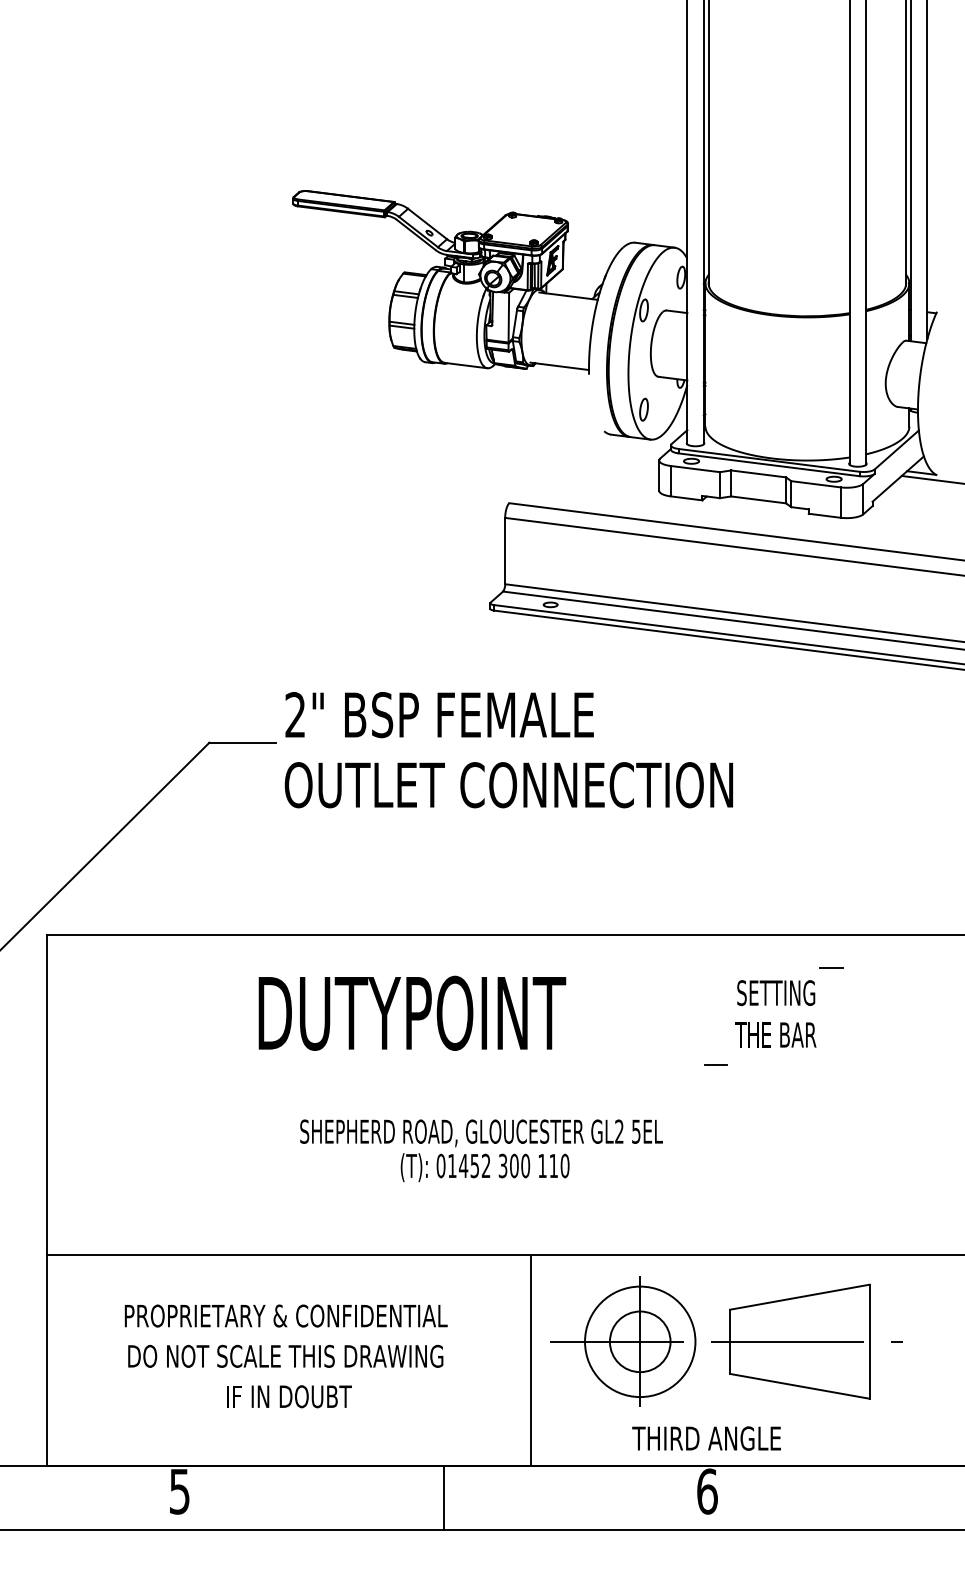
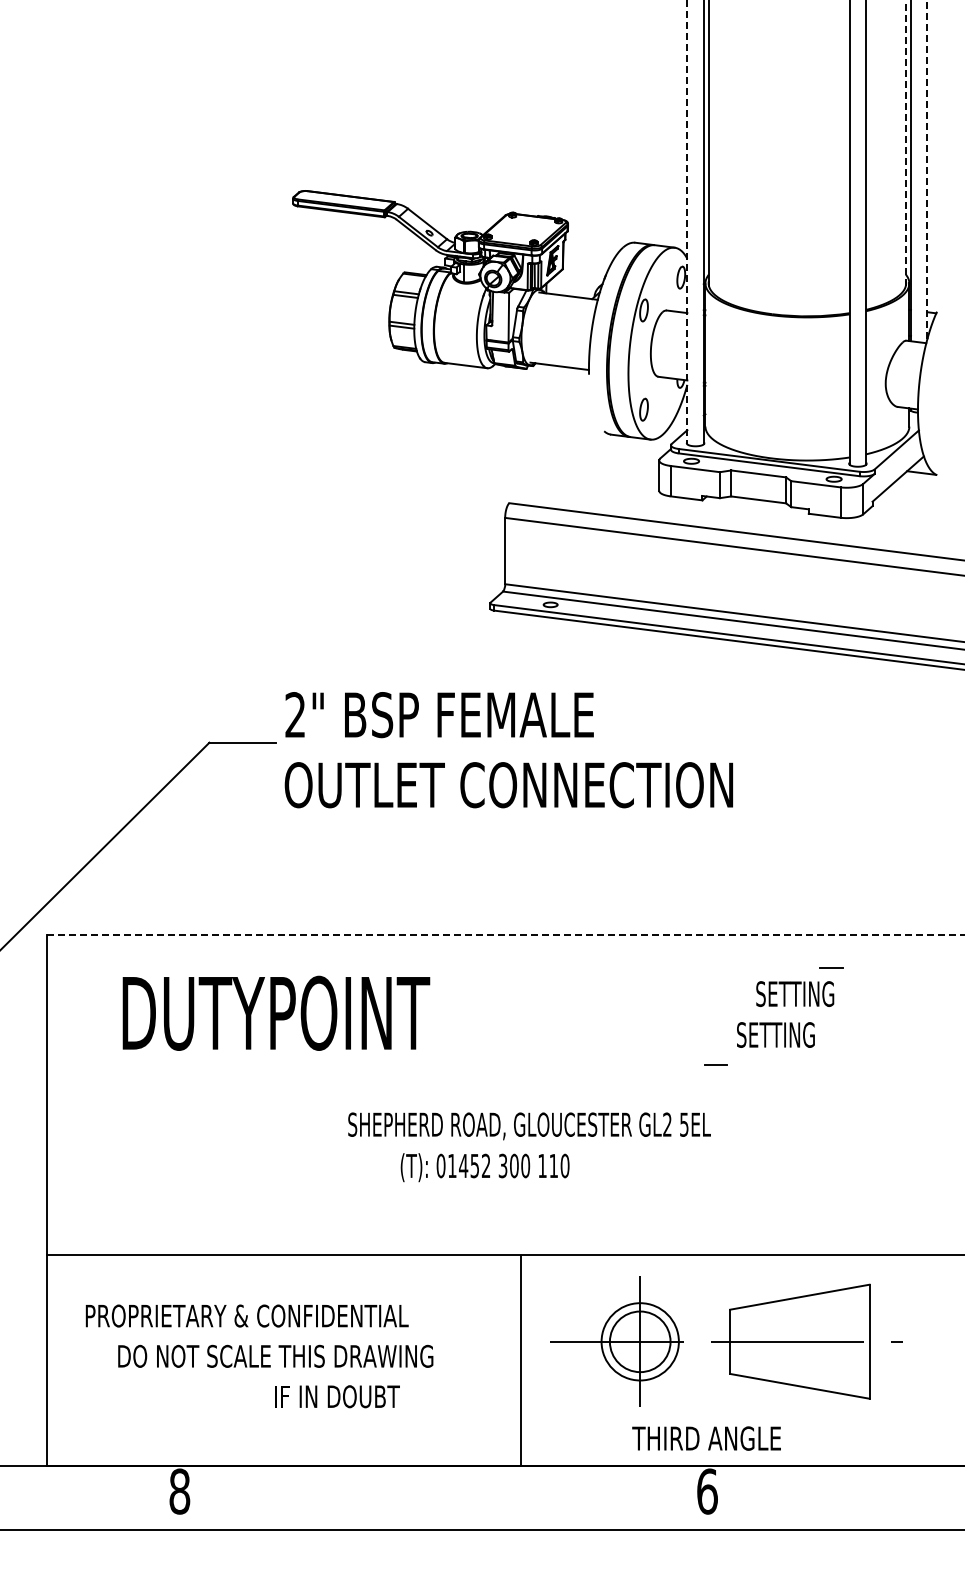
line: solid -> dashed (905, 143)
line: solid -> dashed (927, 169)
line: solid -> dashed (687, 222)
line: present -> none (931, 479)
line: solid -> dashed (505, 935)
text position: (776, 992) -> (795, 993) (795, 993)
text position: (412, 1012) -> (276, 1012) (276, 1012)
text: THE BAR -> SETTING (775, 1034)
text position: (481, 1133) -> (529, 1126) (529, 1126)
text position: (285, 1315) -> (246, 1315) (246, 1315)
circle diameter: 110 px -> 77 px (639, 1341)
text position: (285, 1355) -> (275, 1355) (275, 1355)
line position: (530, 1361) -> (520, 1361) (520, 1361)
text position: (289, 1396) -> (337, 1396) (337, 1396)
text: 5 -> 8 (179, 1491)
line: present -> none (444, 1497)
